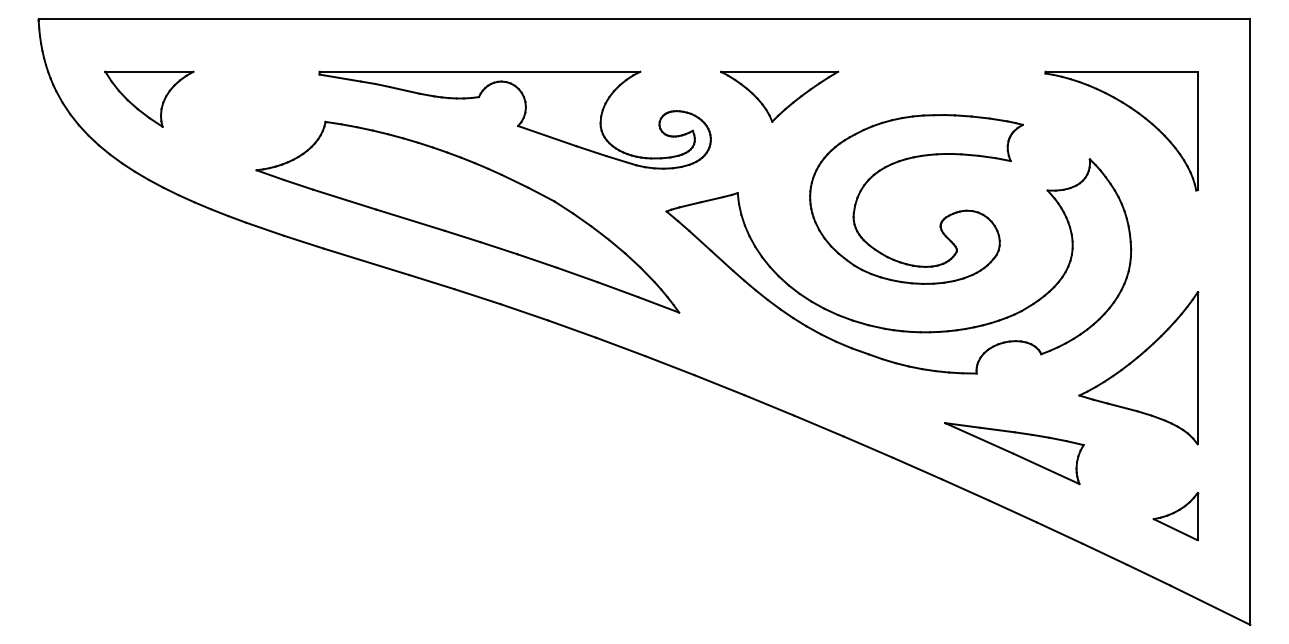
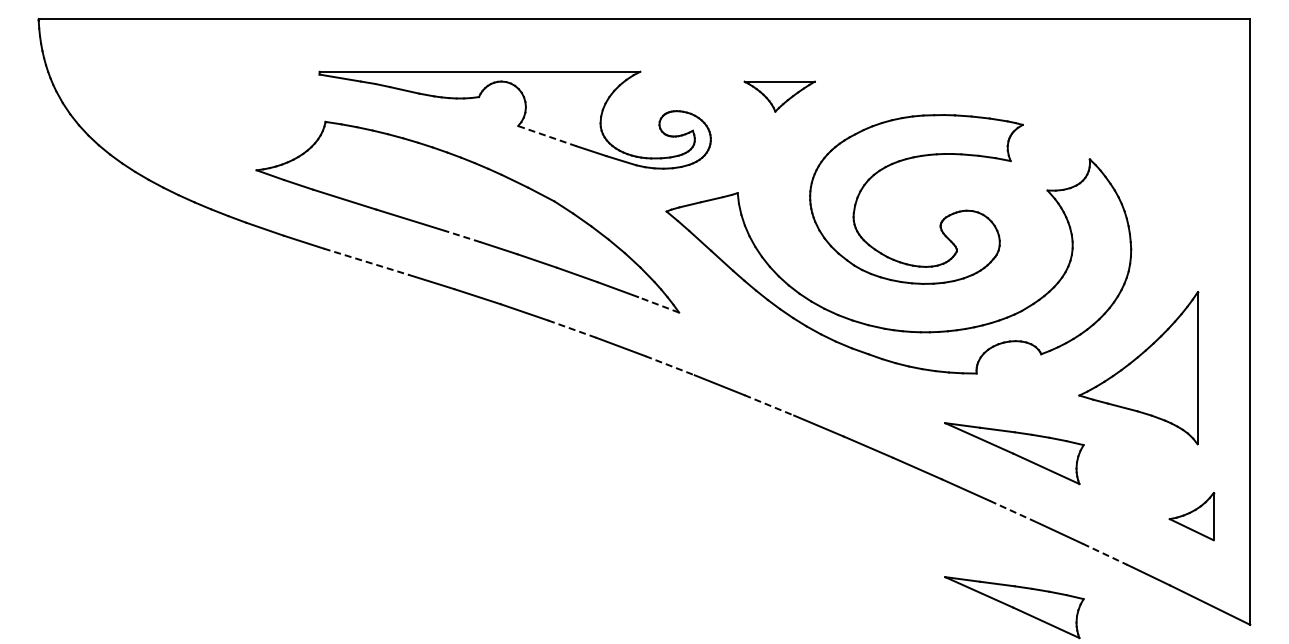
part size: 120x53 px -> 73x33 px (779, 96)
part: present -> none (149, 98)
part: present -> none (1135, 112)
line: solid -> dashed (546, 136)
line: solid -> dashed (462, 236)
line: solid -> dashed (366, 261)
line: solid -> dashed (658, 304)
line: solid -> dashed (572, 329)
line: solid -> dashed (669, 365)
line: solid -> dashed (769, 405)
line: solid -> dashed (1013, 511)
part position: (1175, 516) -> (1191, 516) (1191, 516)
line: solid -> dashed (1105, 554)
part: none -> present (1014, 607)
